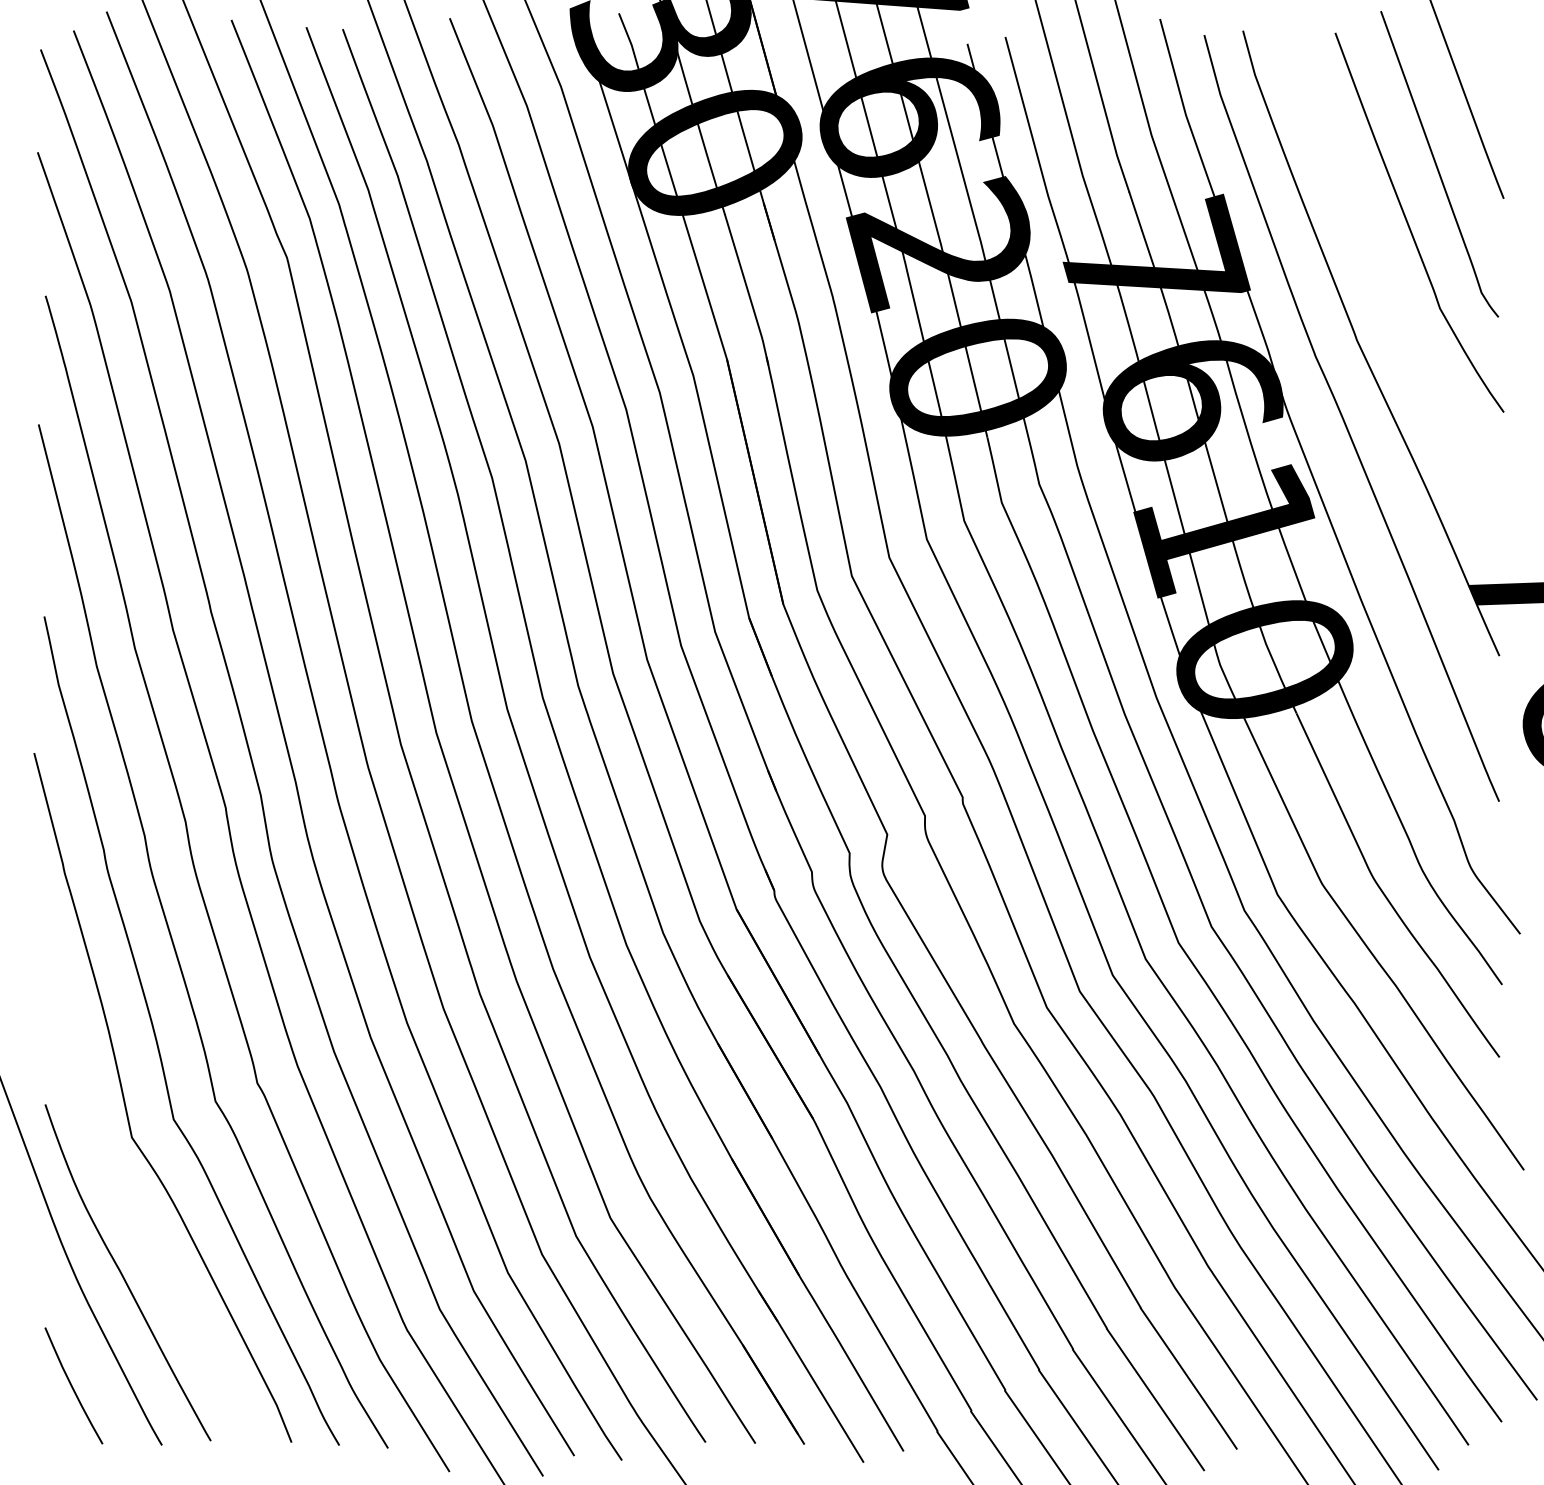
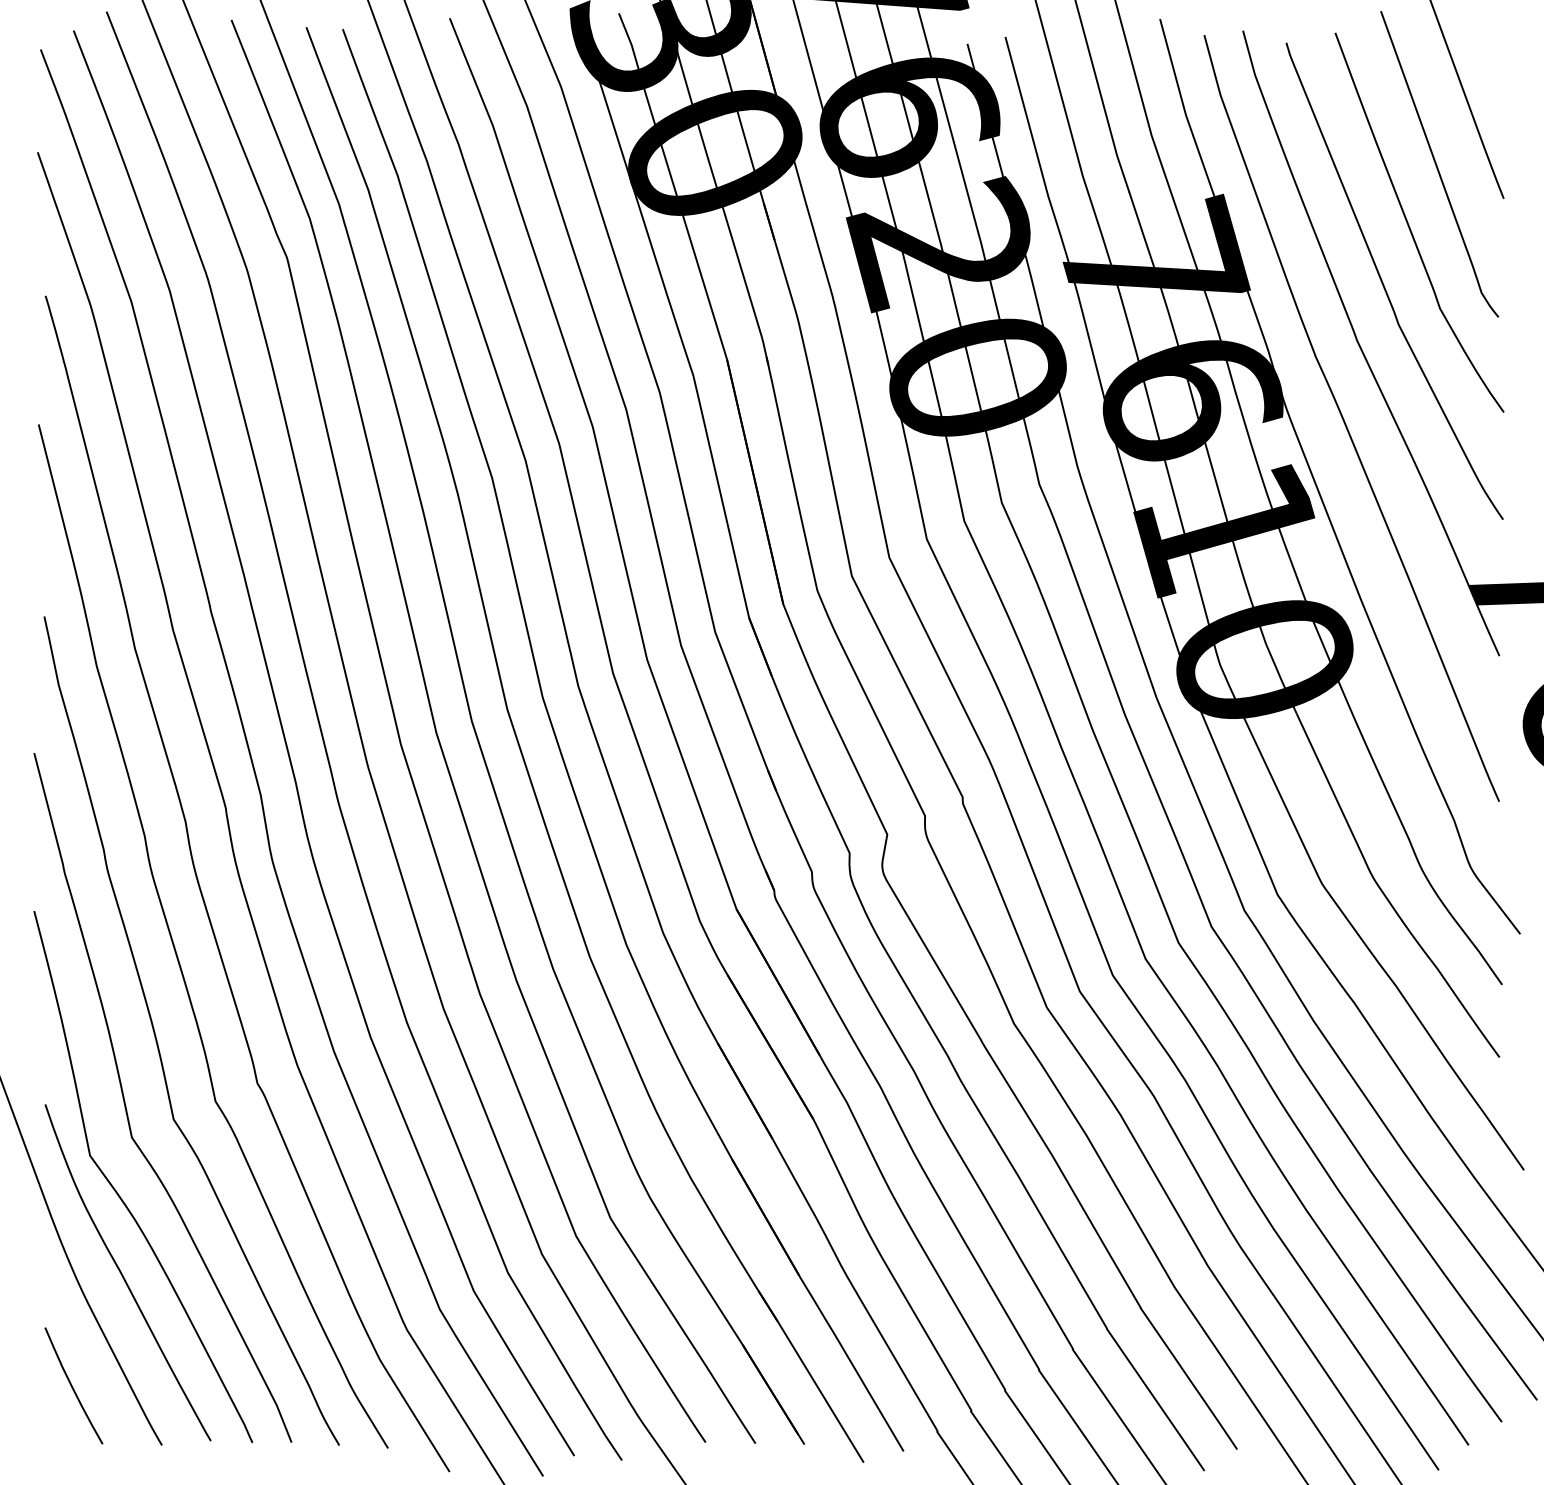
curve: none -> present (1384, 284)
curve: none -> present (119, 1194)
